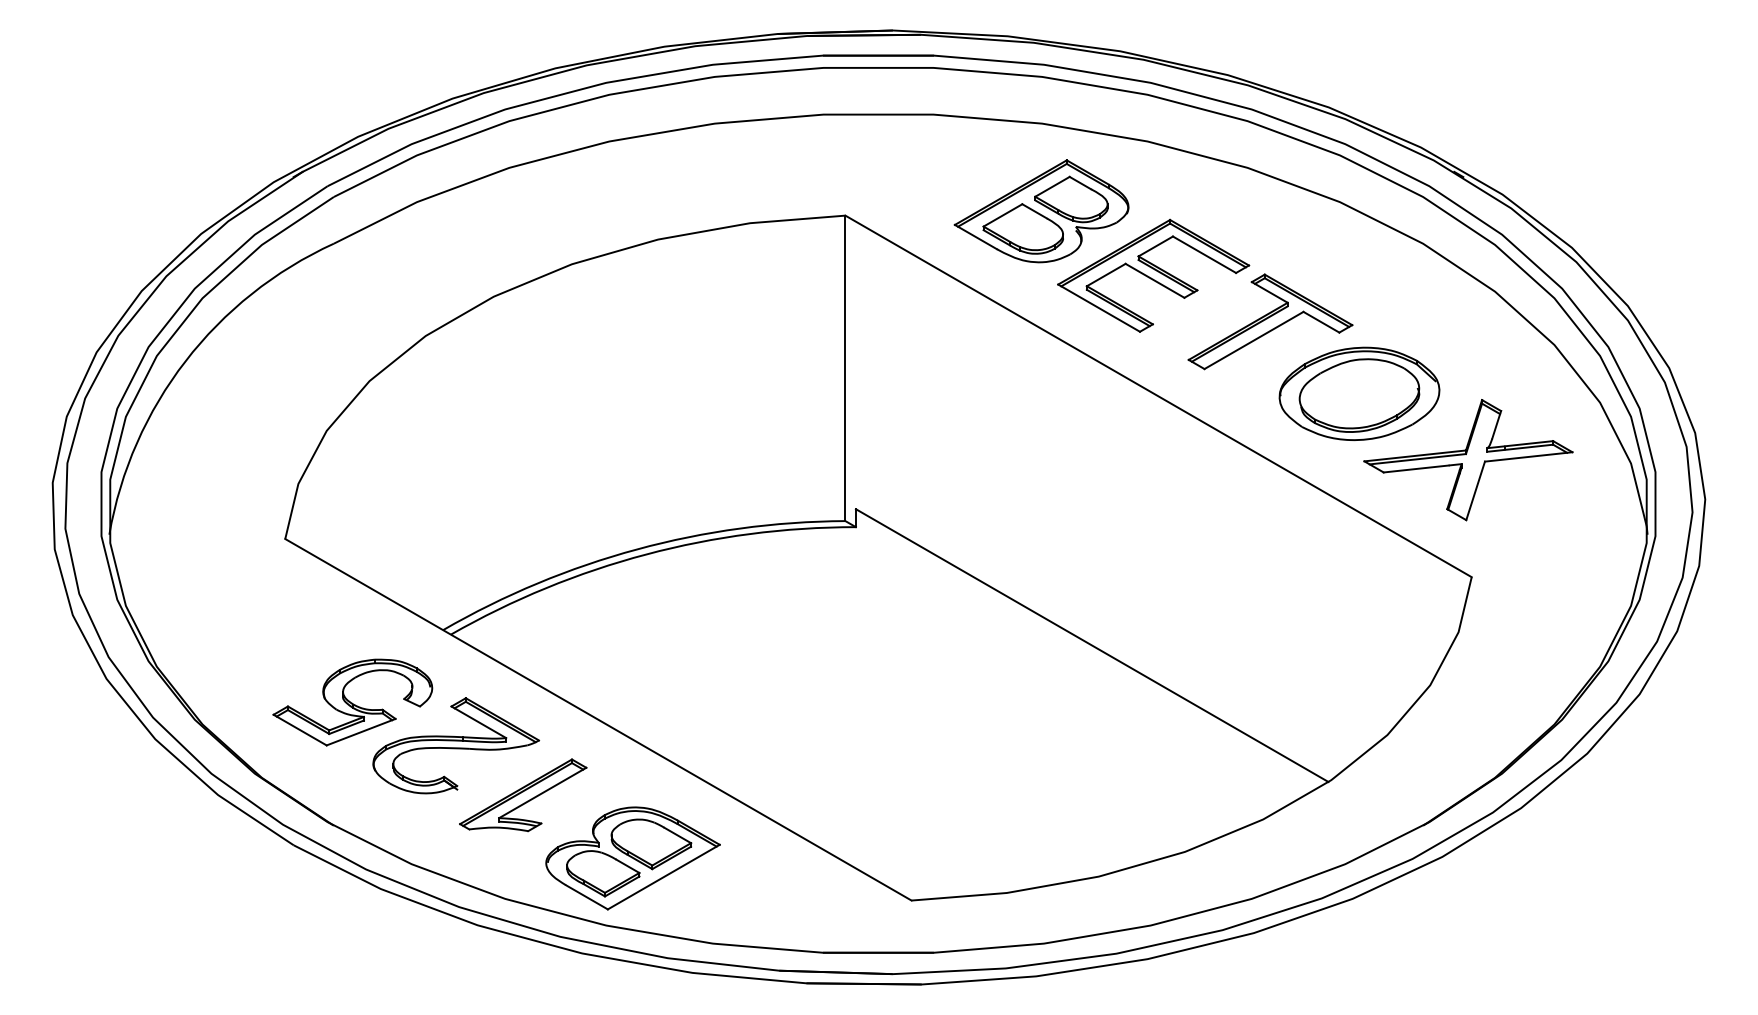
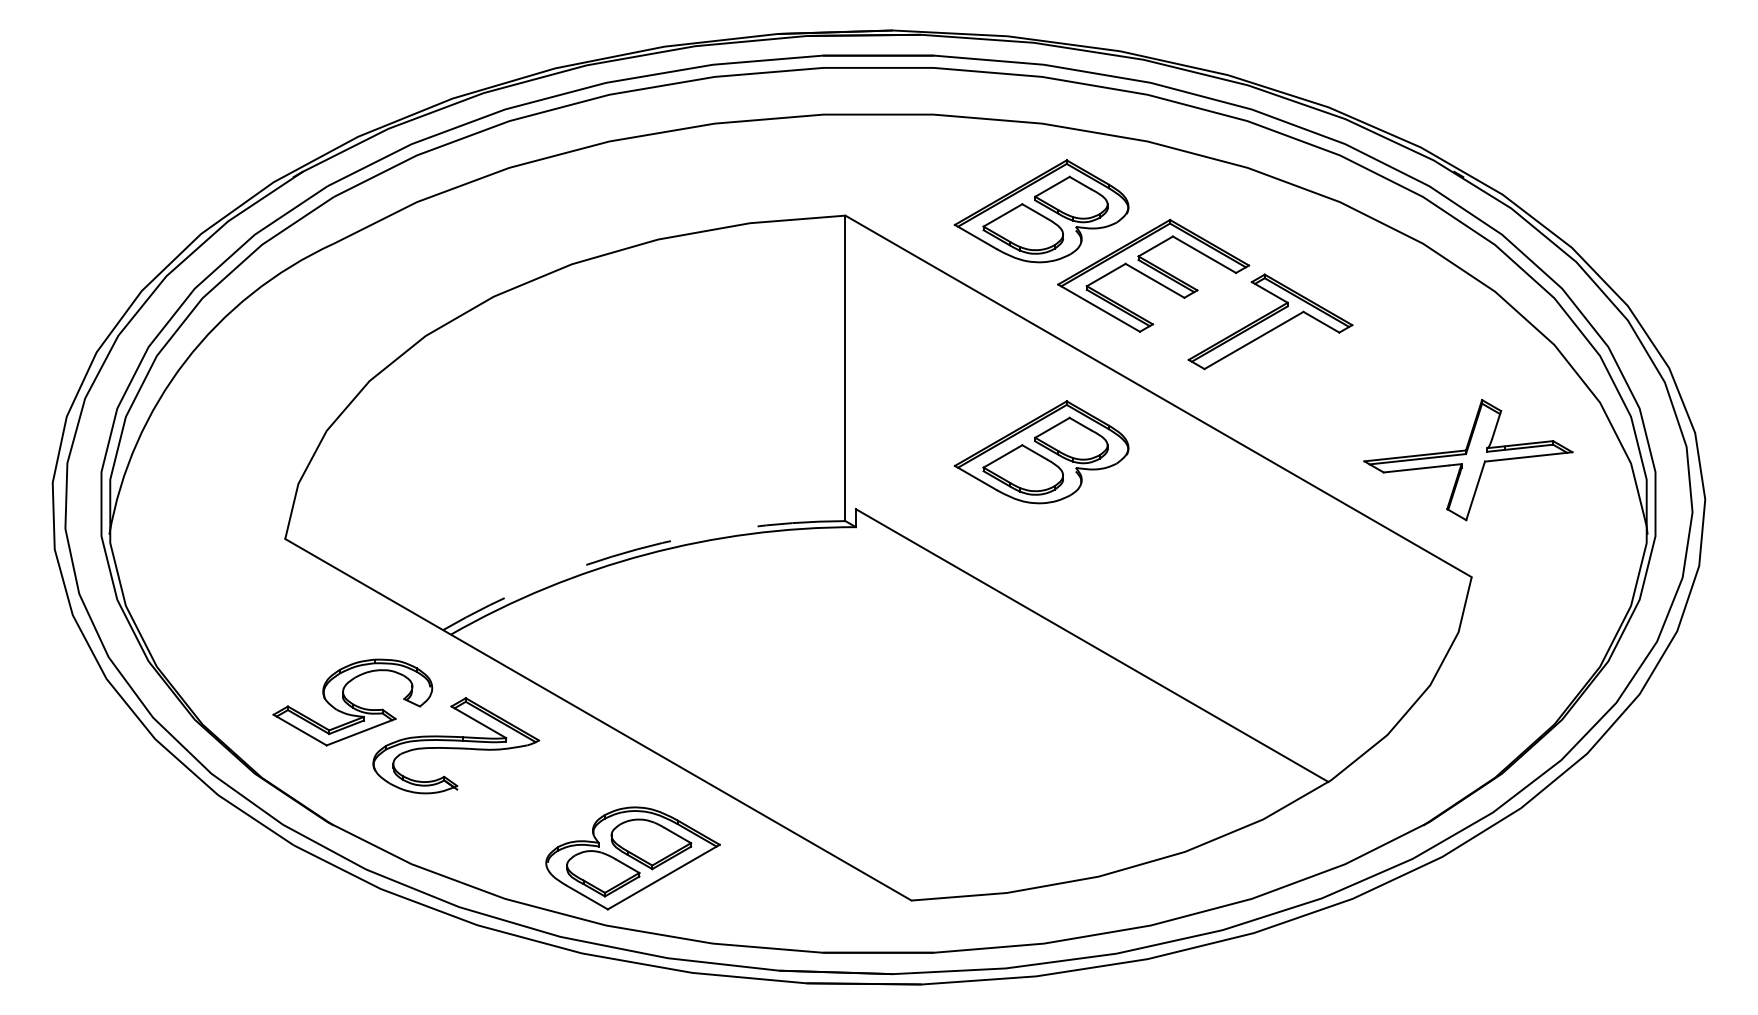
part: present -> none (1359, 393)
part: none -> present (1041, 452)
arc: solid -> dashed (637, 549)
part: present -> none (523, 795)
